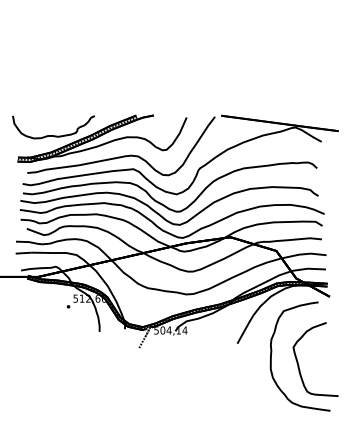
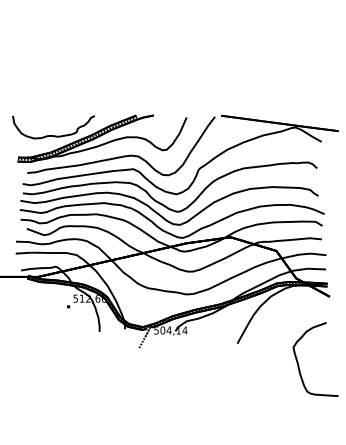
curve: present -> none (272, 352)
